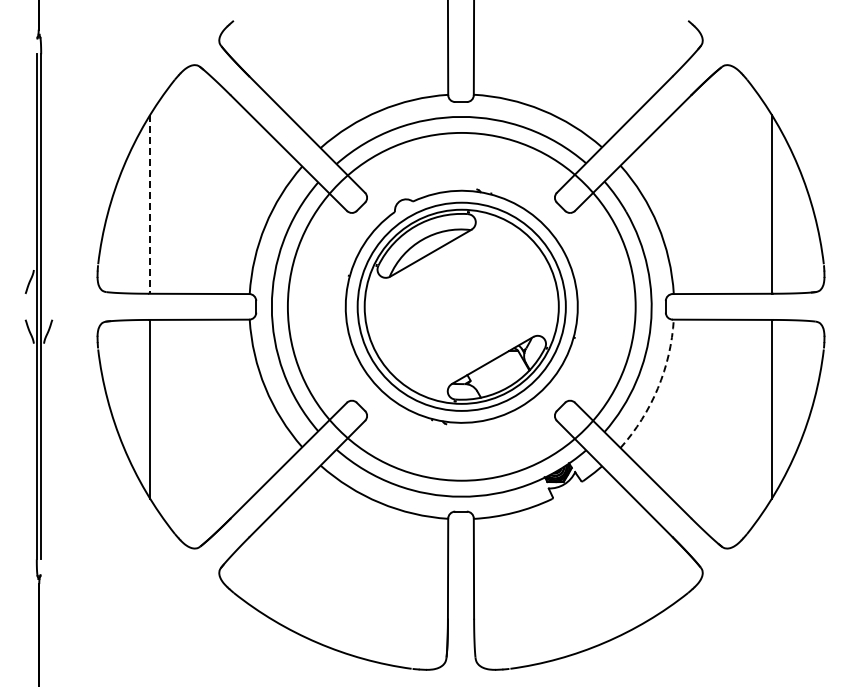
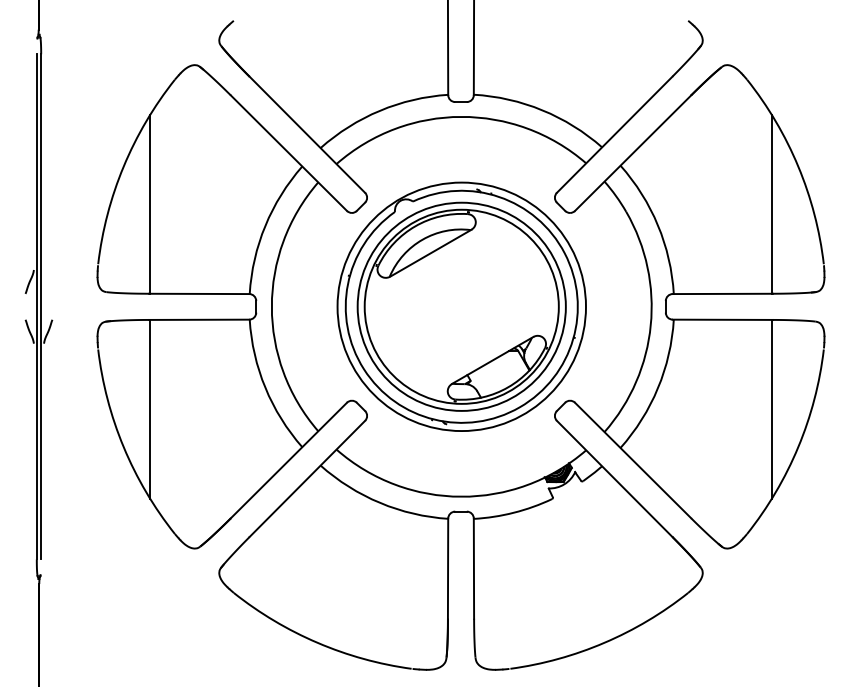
line: dashed -> solid (150, 204)
circle diameter: 348 px -> 248 px (461, 306)
arc: dashed -> solid (657, 388)
